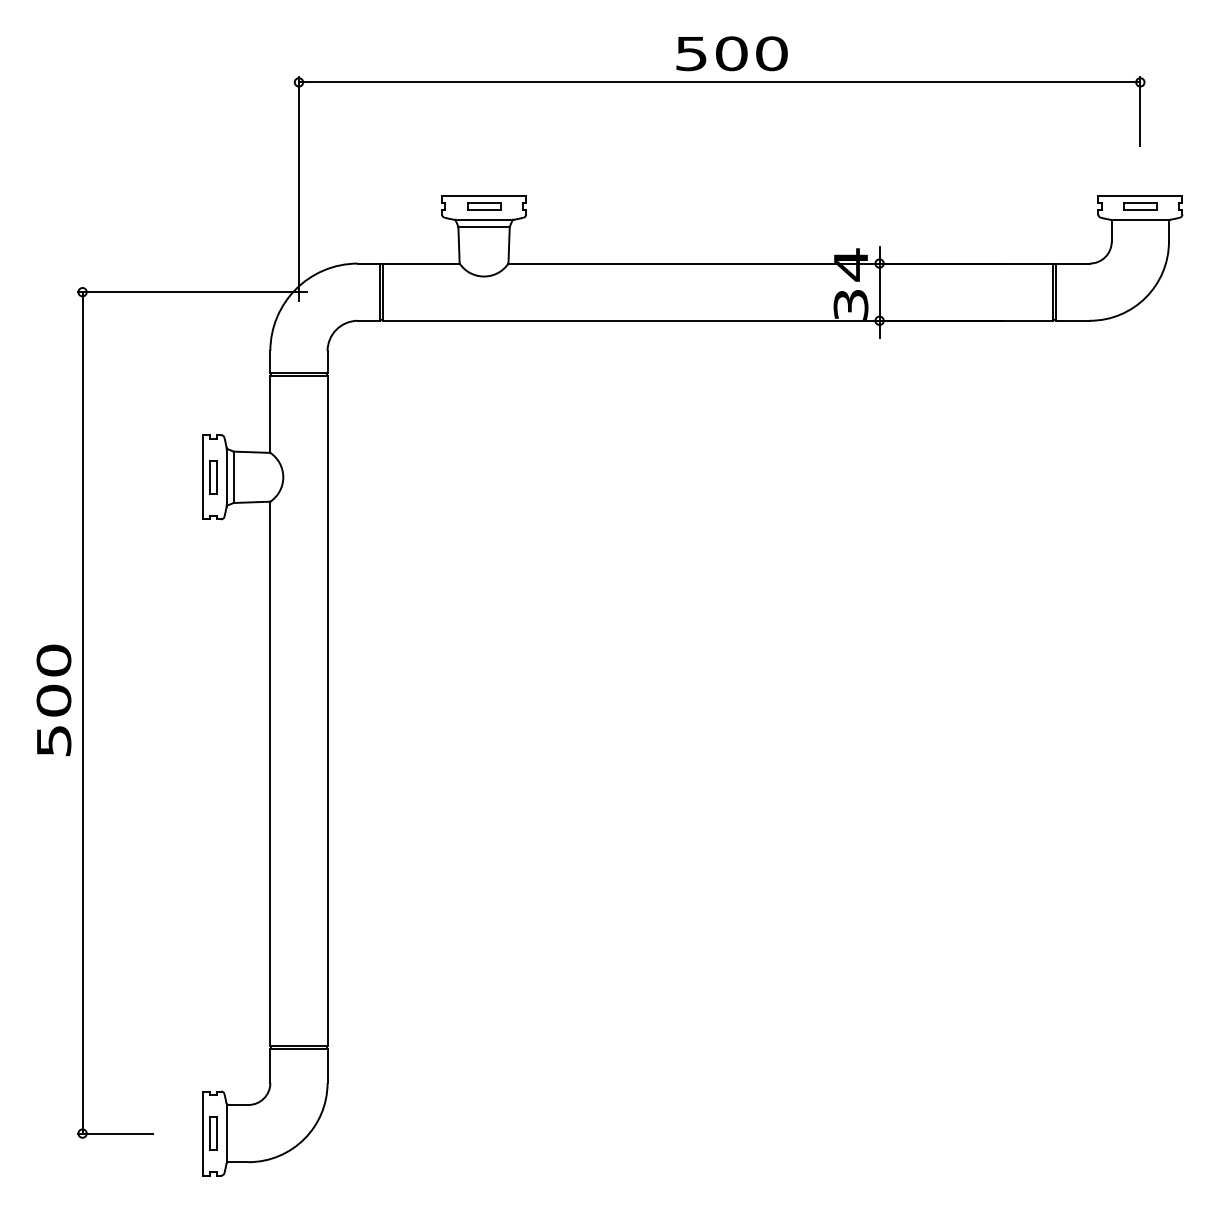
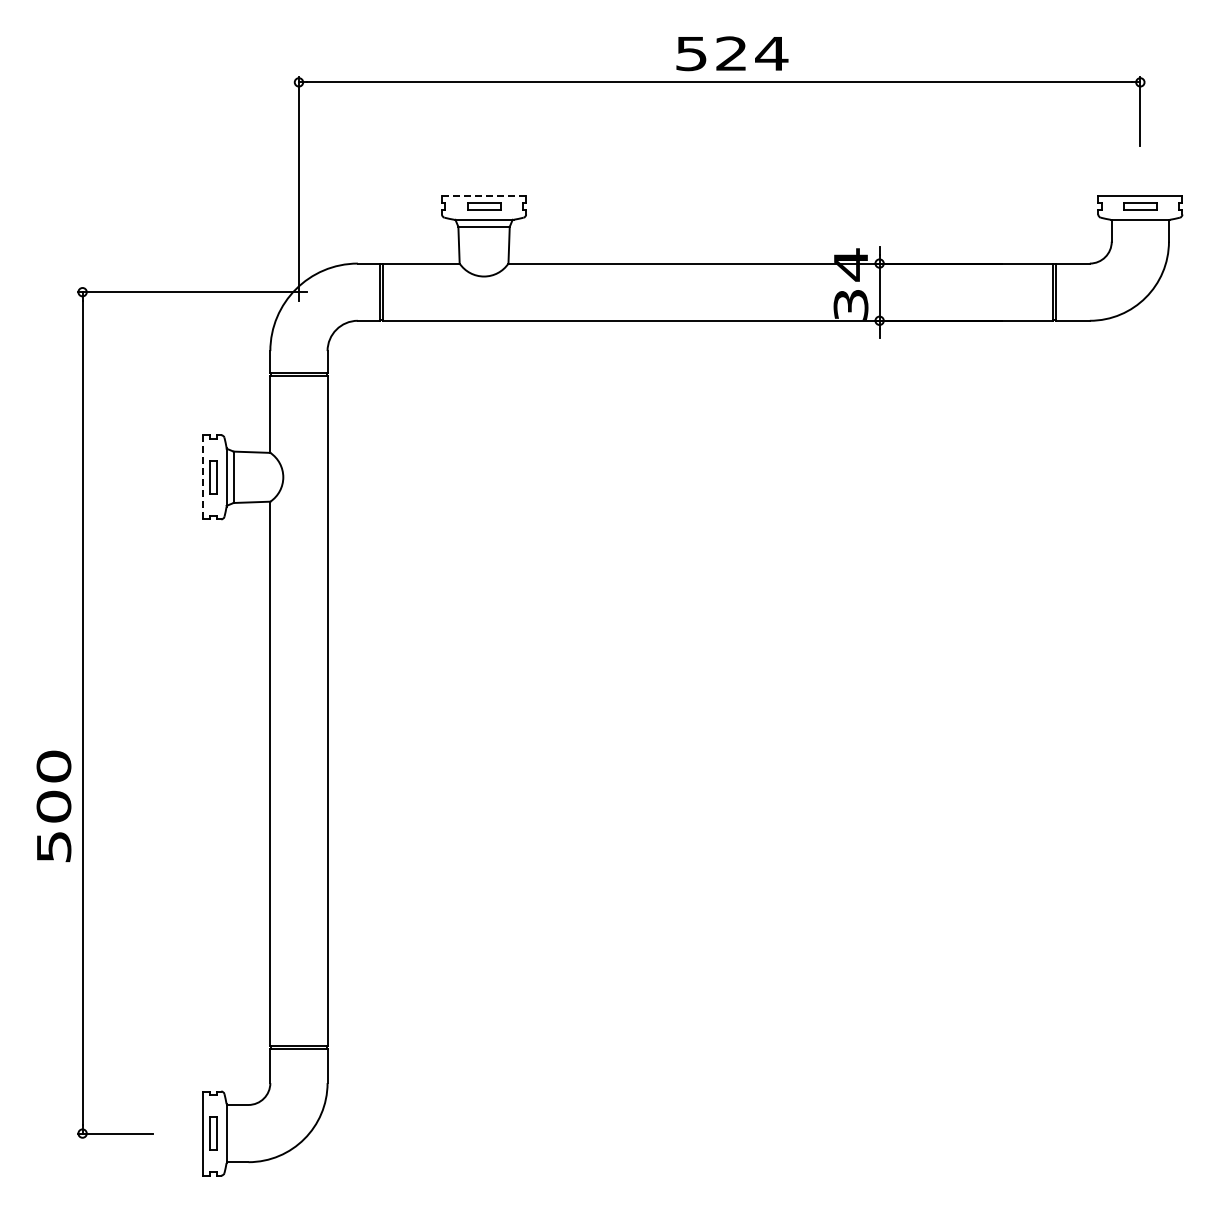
text: 500 -> 524 (752, 53)
line: solid -> dashed (484, 196)
line: solid -> dashed (203, 476)
text position: (53, 699) -> (53, 805) (53, 805)
